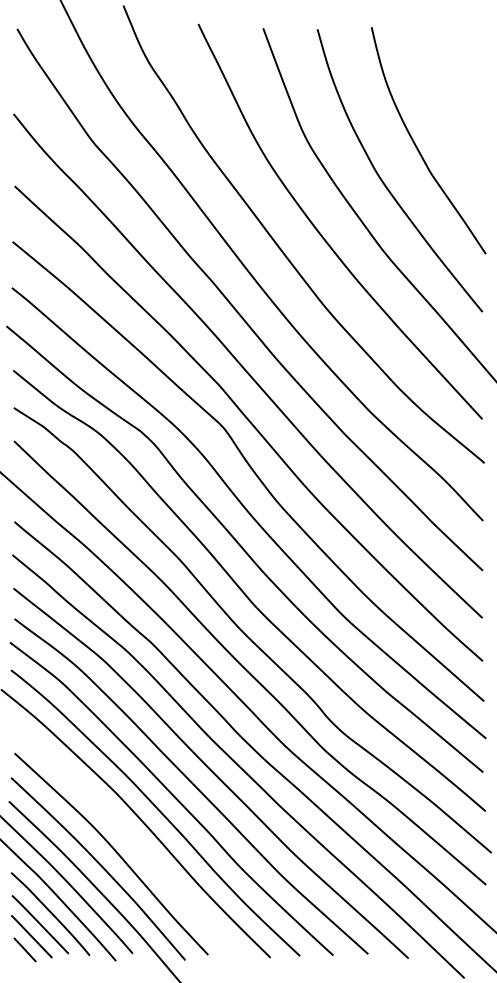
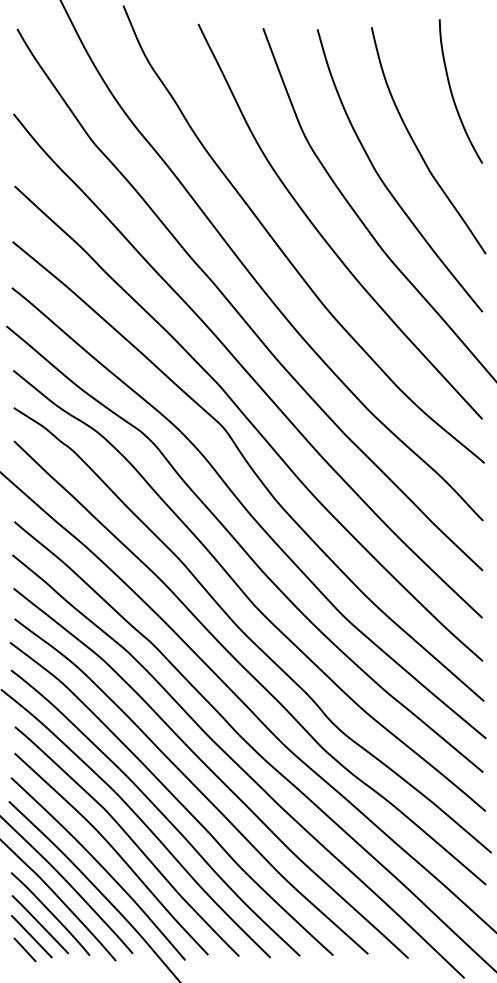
curve: none -> present (452, 91)
curve: none -> present (129, 838)
